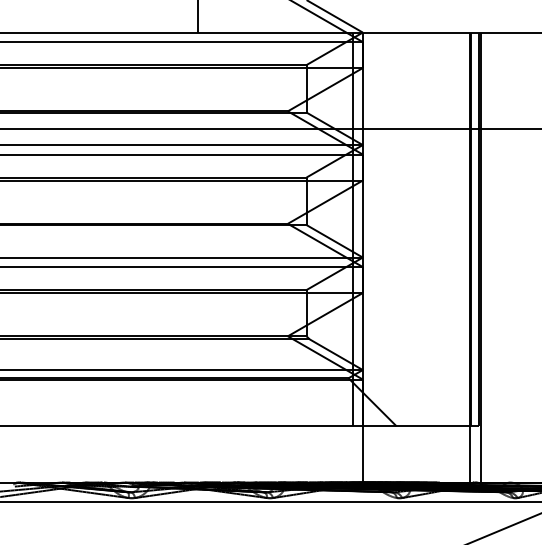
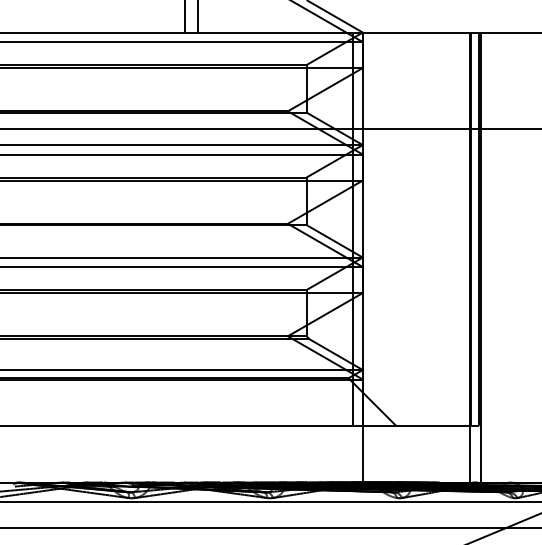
line: none -> present (185, 17)
line: none -> present (270, 527)
